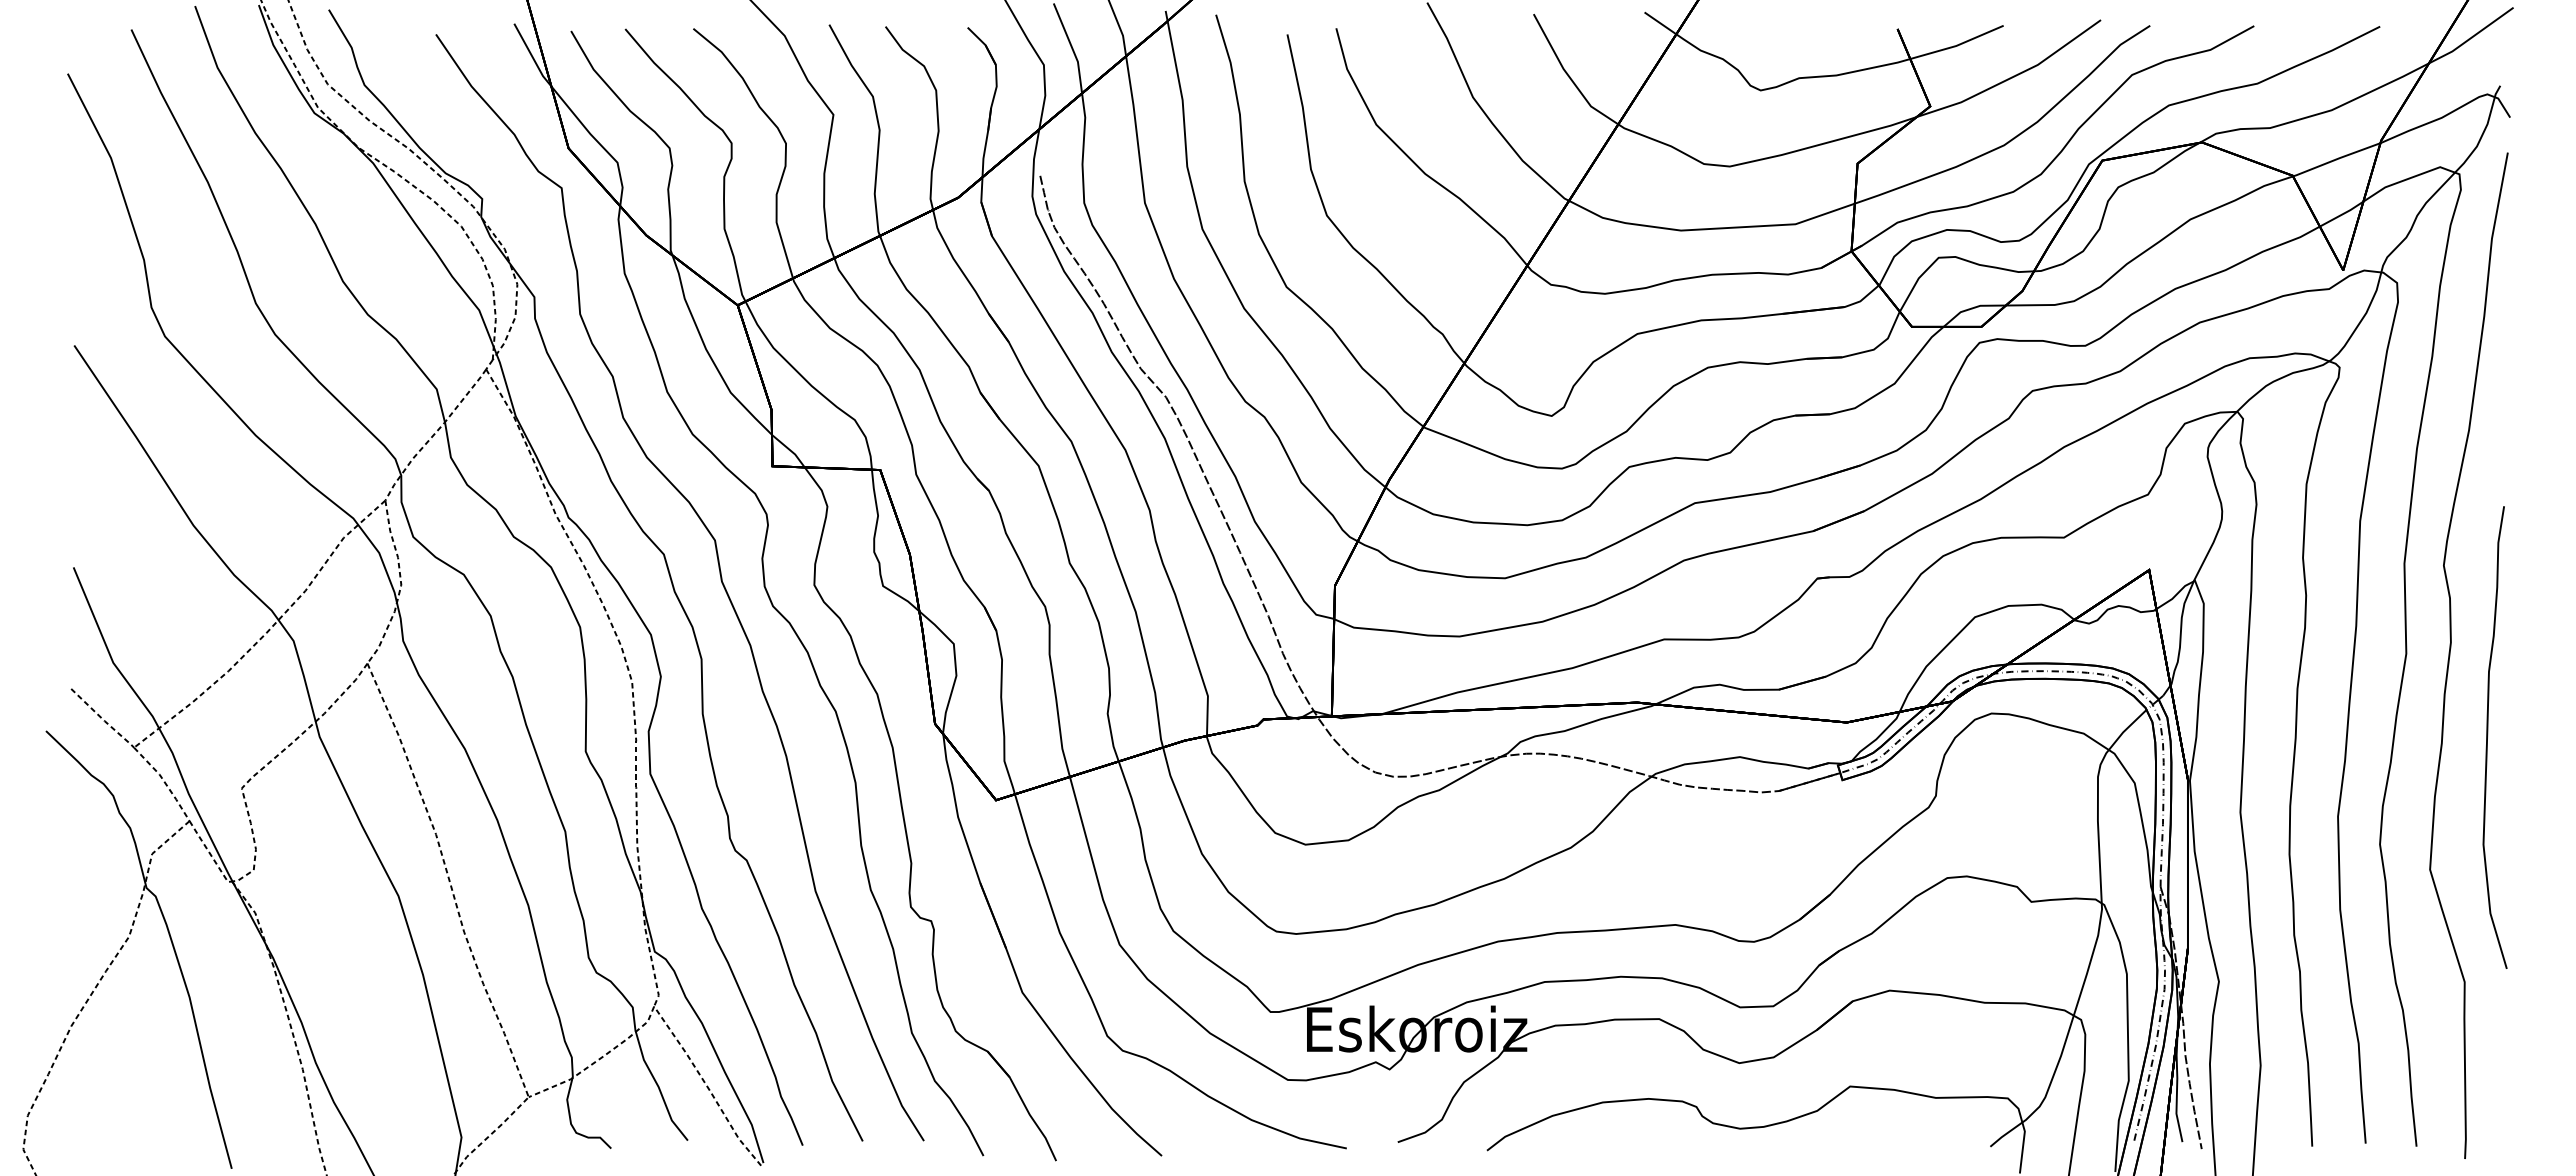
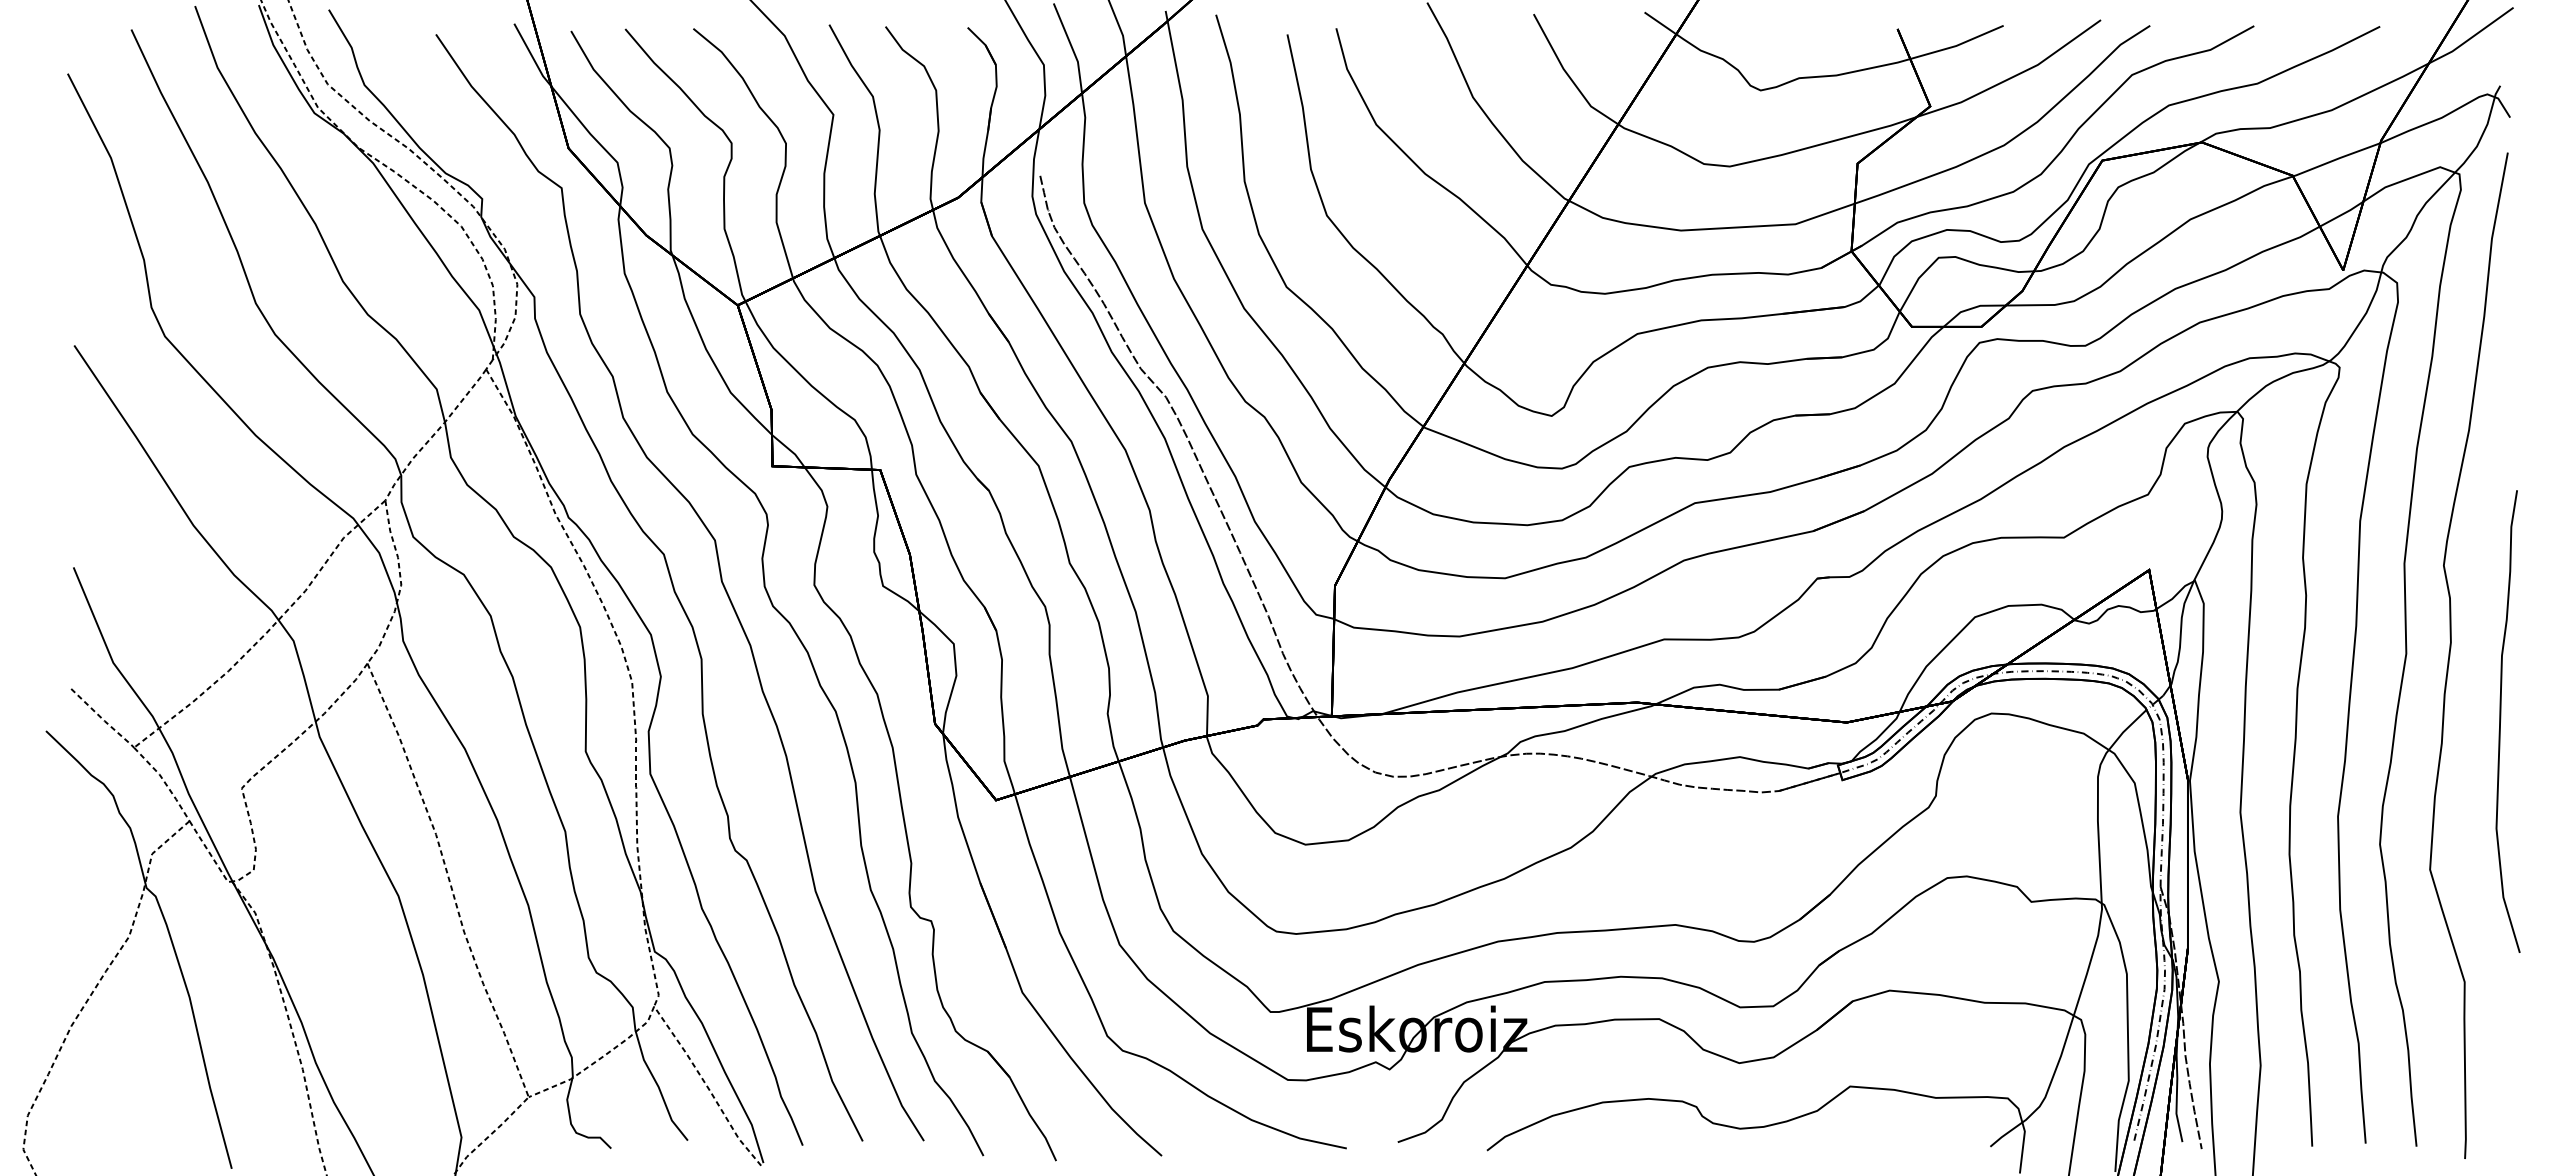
curve position: (2488, 735) -> (2501, 719) (2501, 719)
